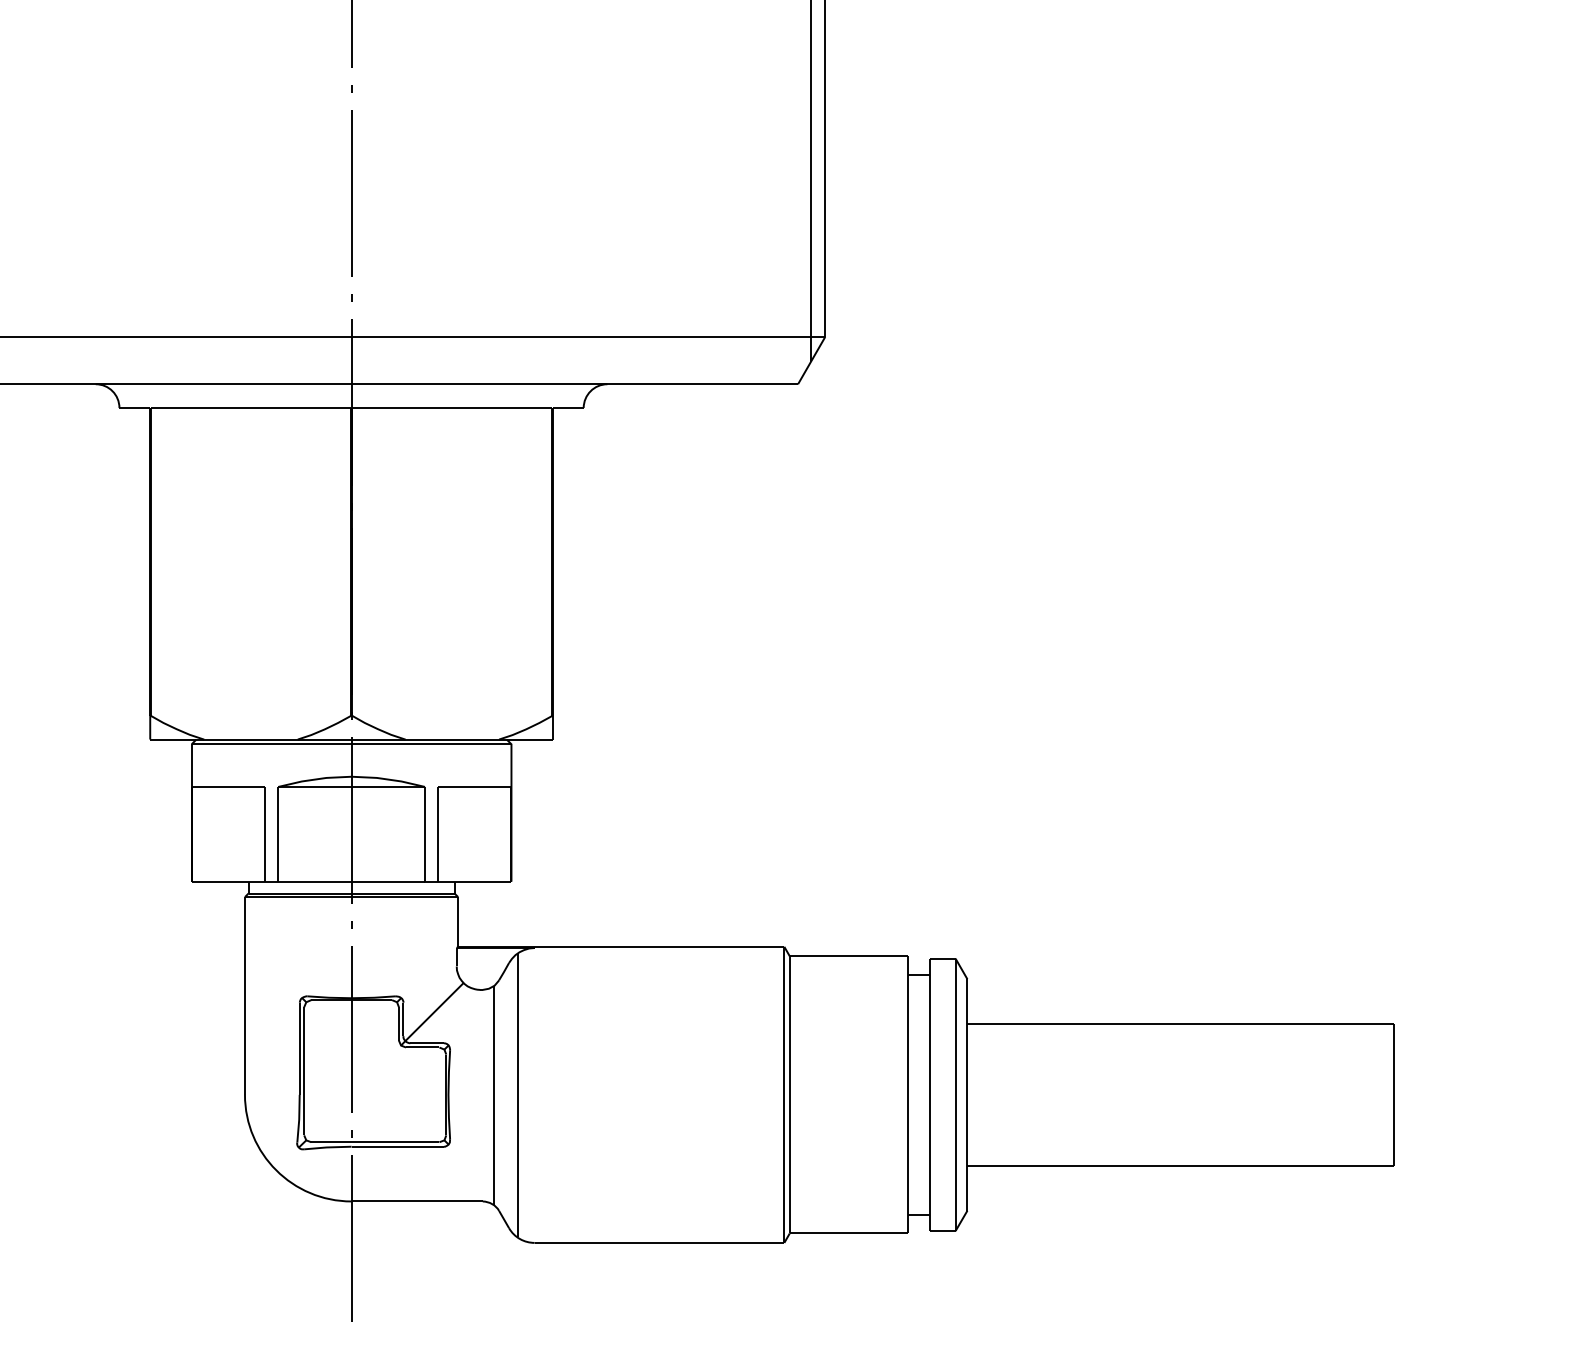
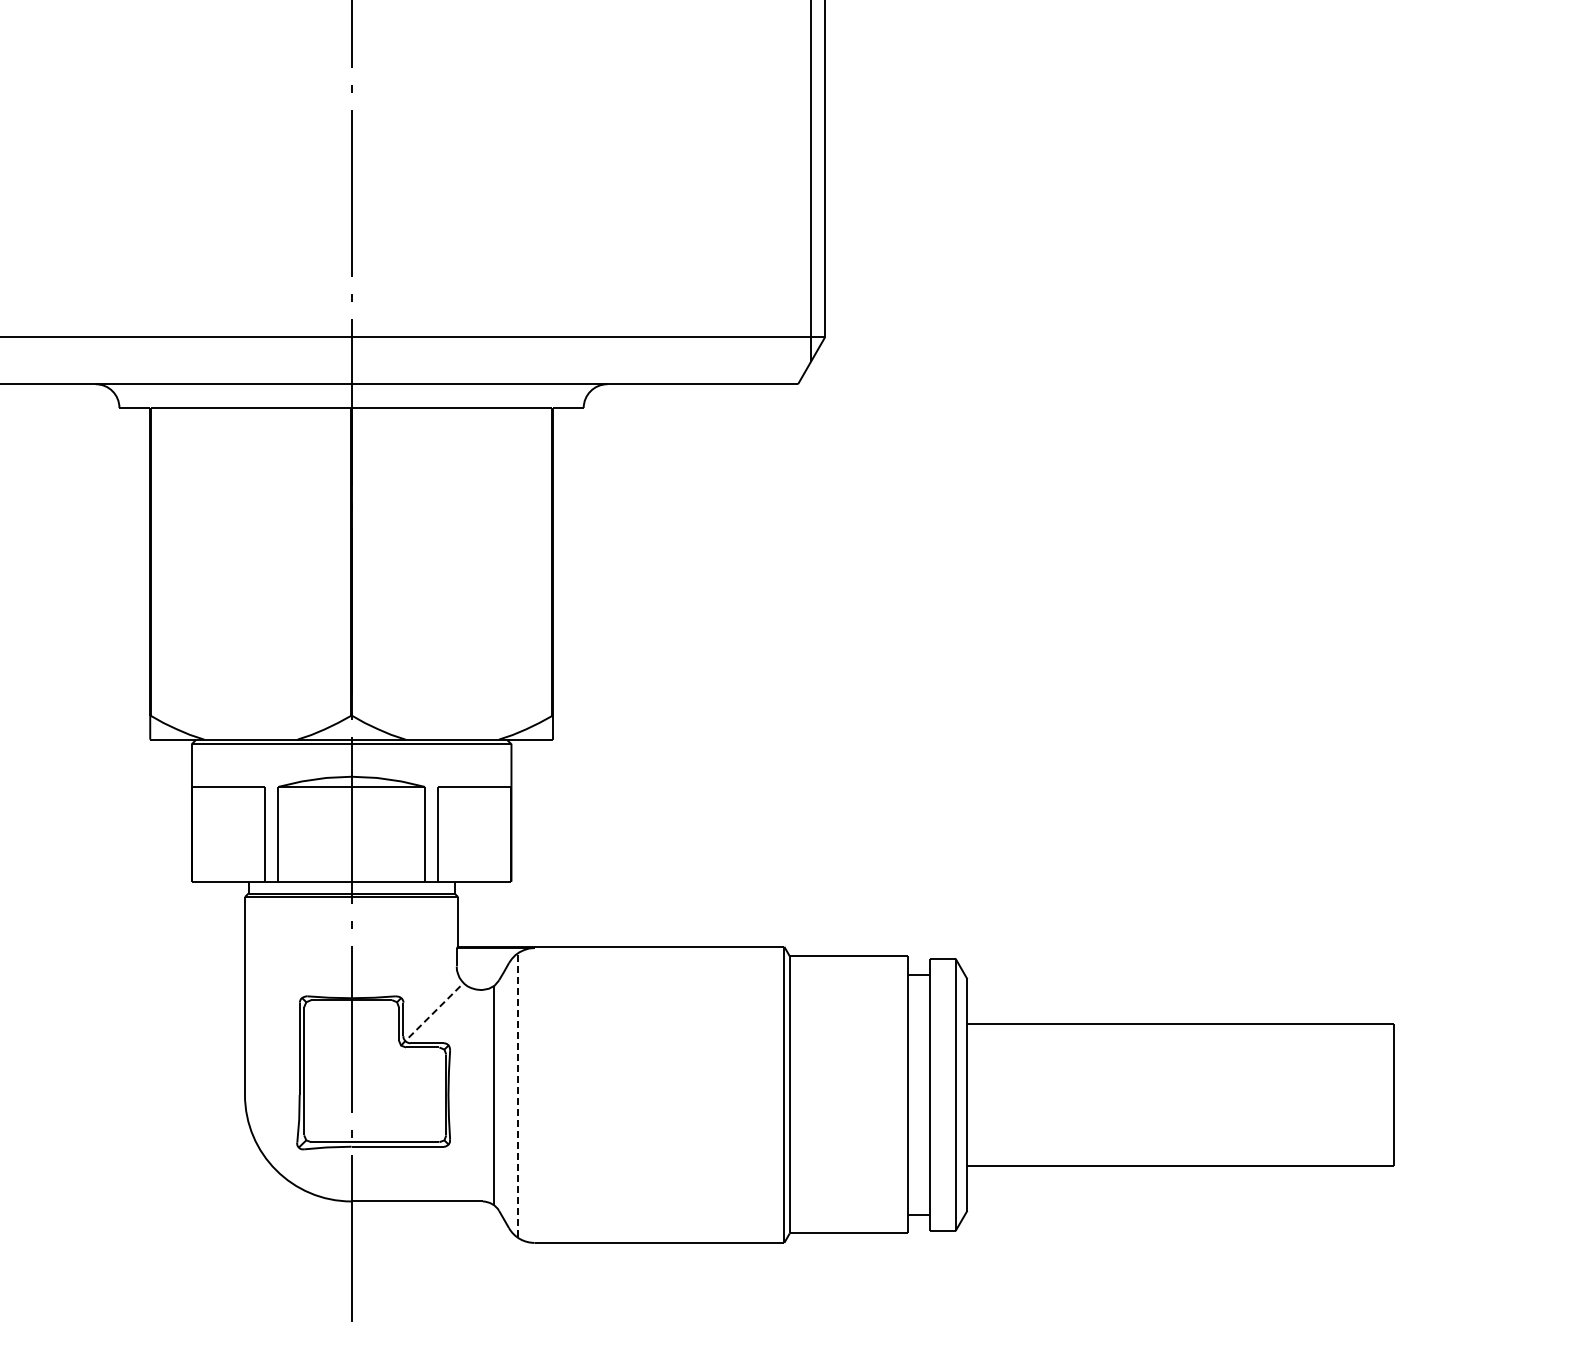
line: solid -> dashed (432, 1014)
line: solid -> dashed (517, 1094)
